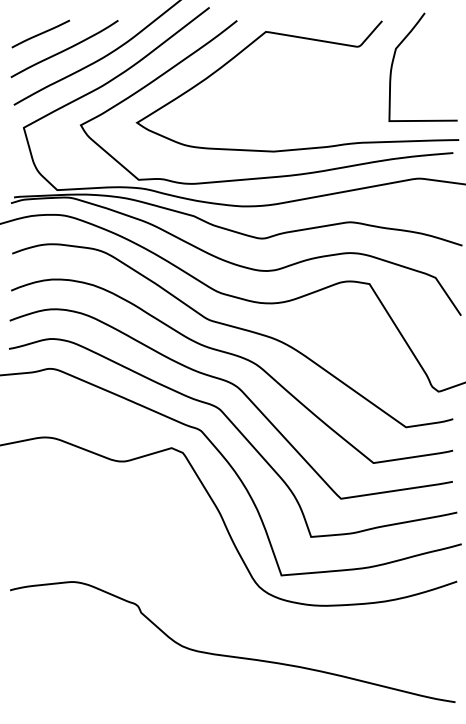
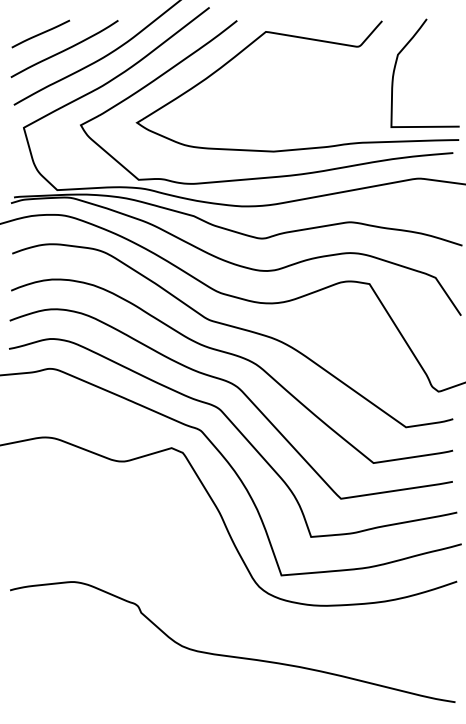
curve position: (394, 59) -> (396, 65) (396, 65)
